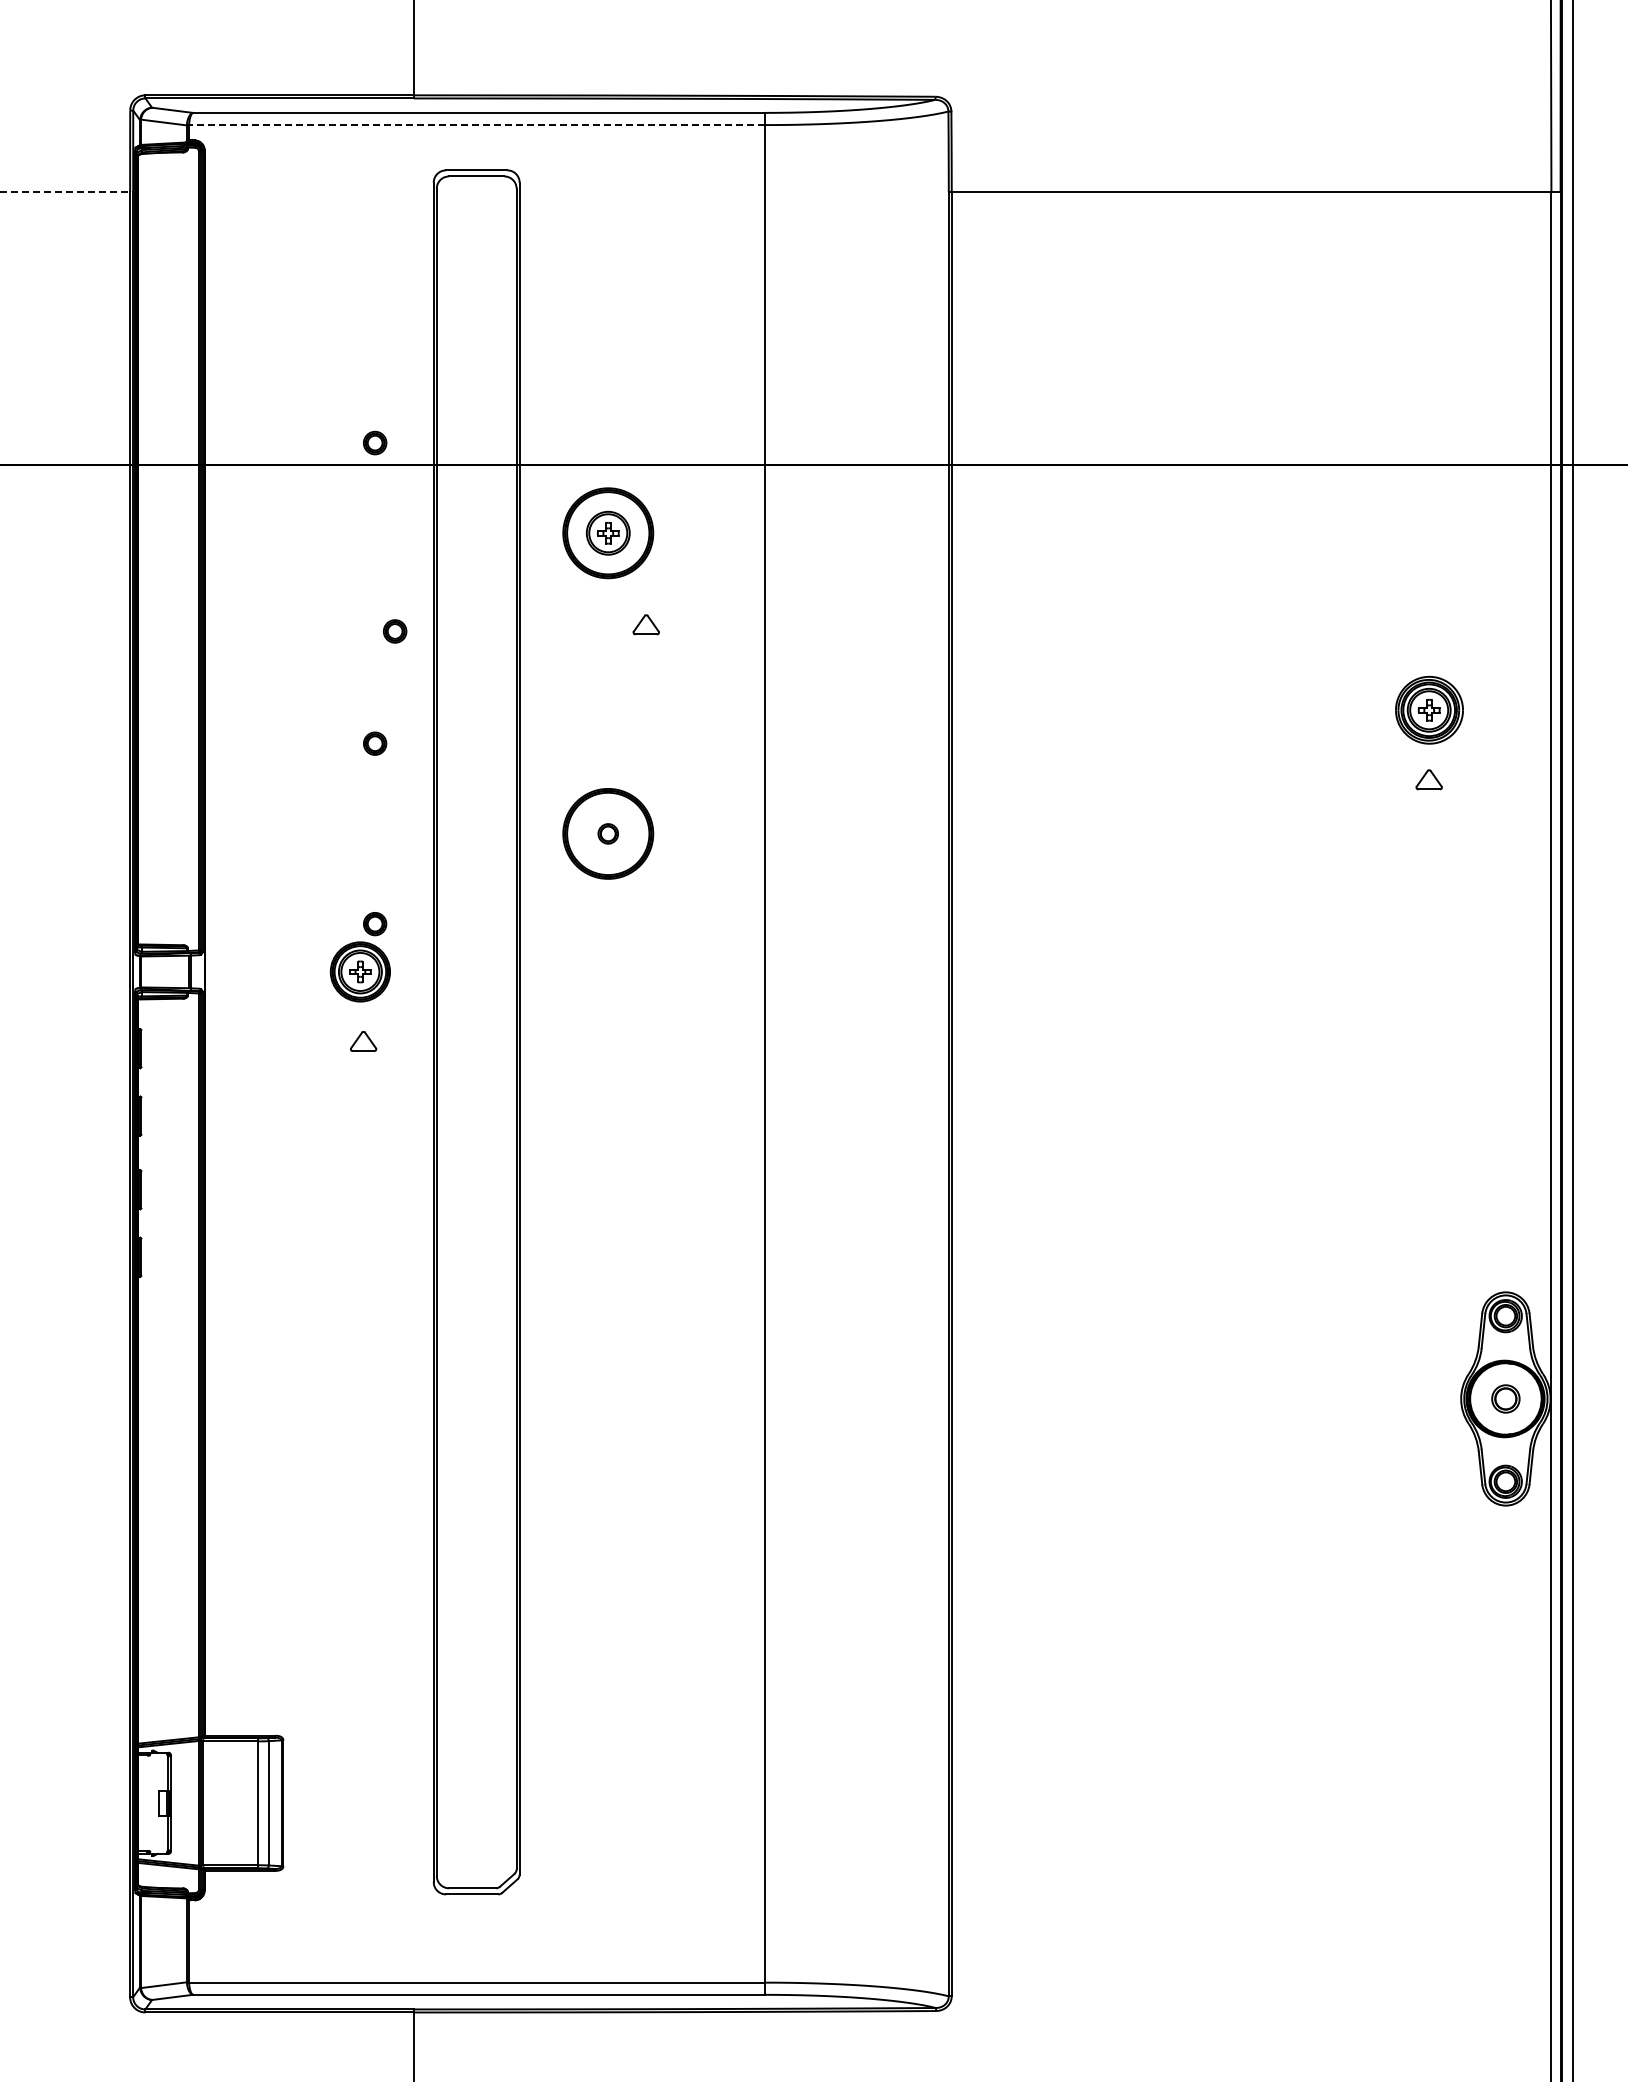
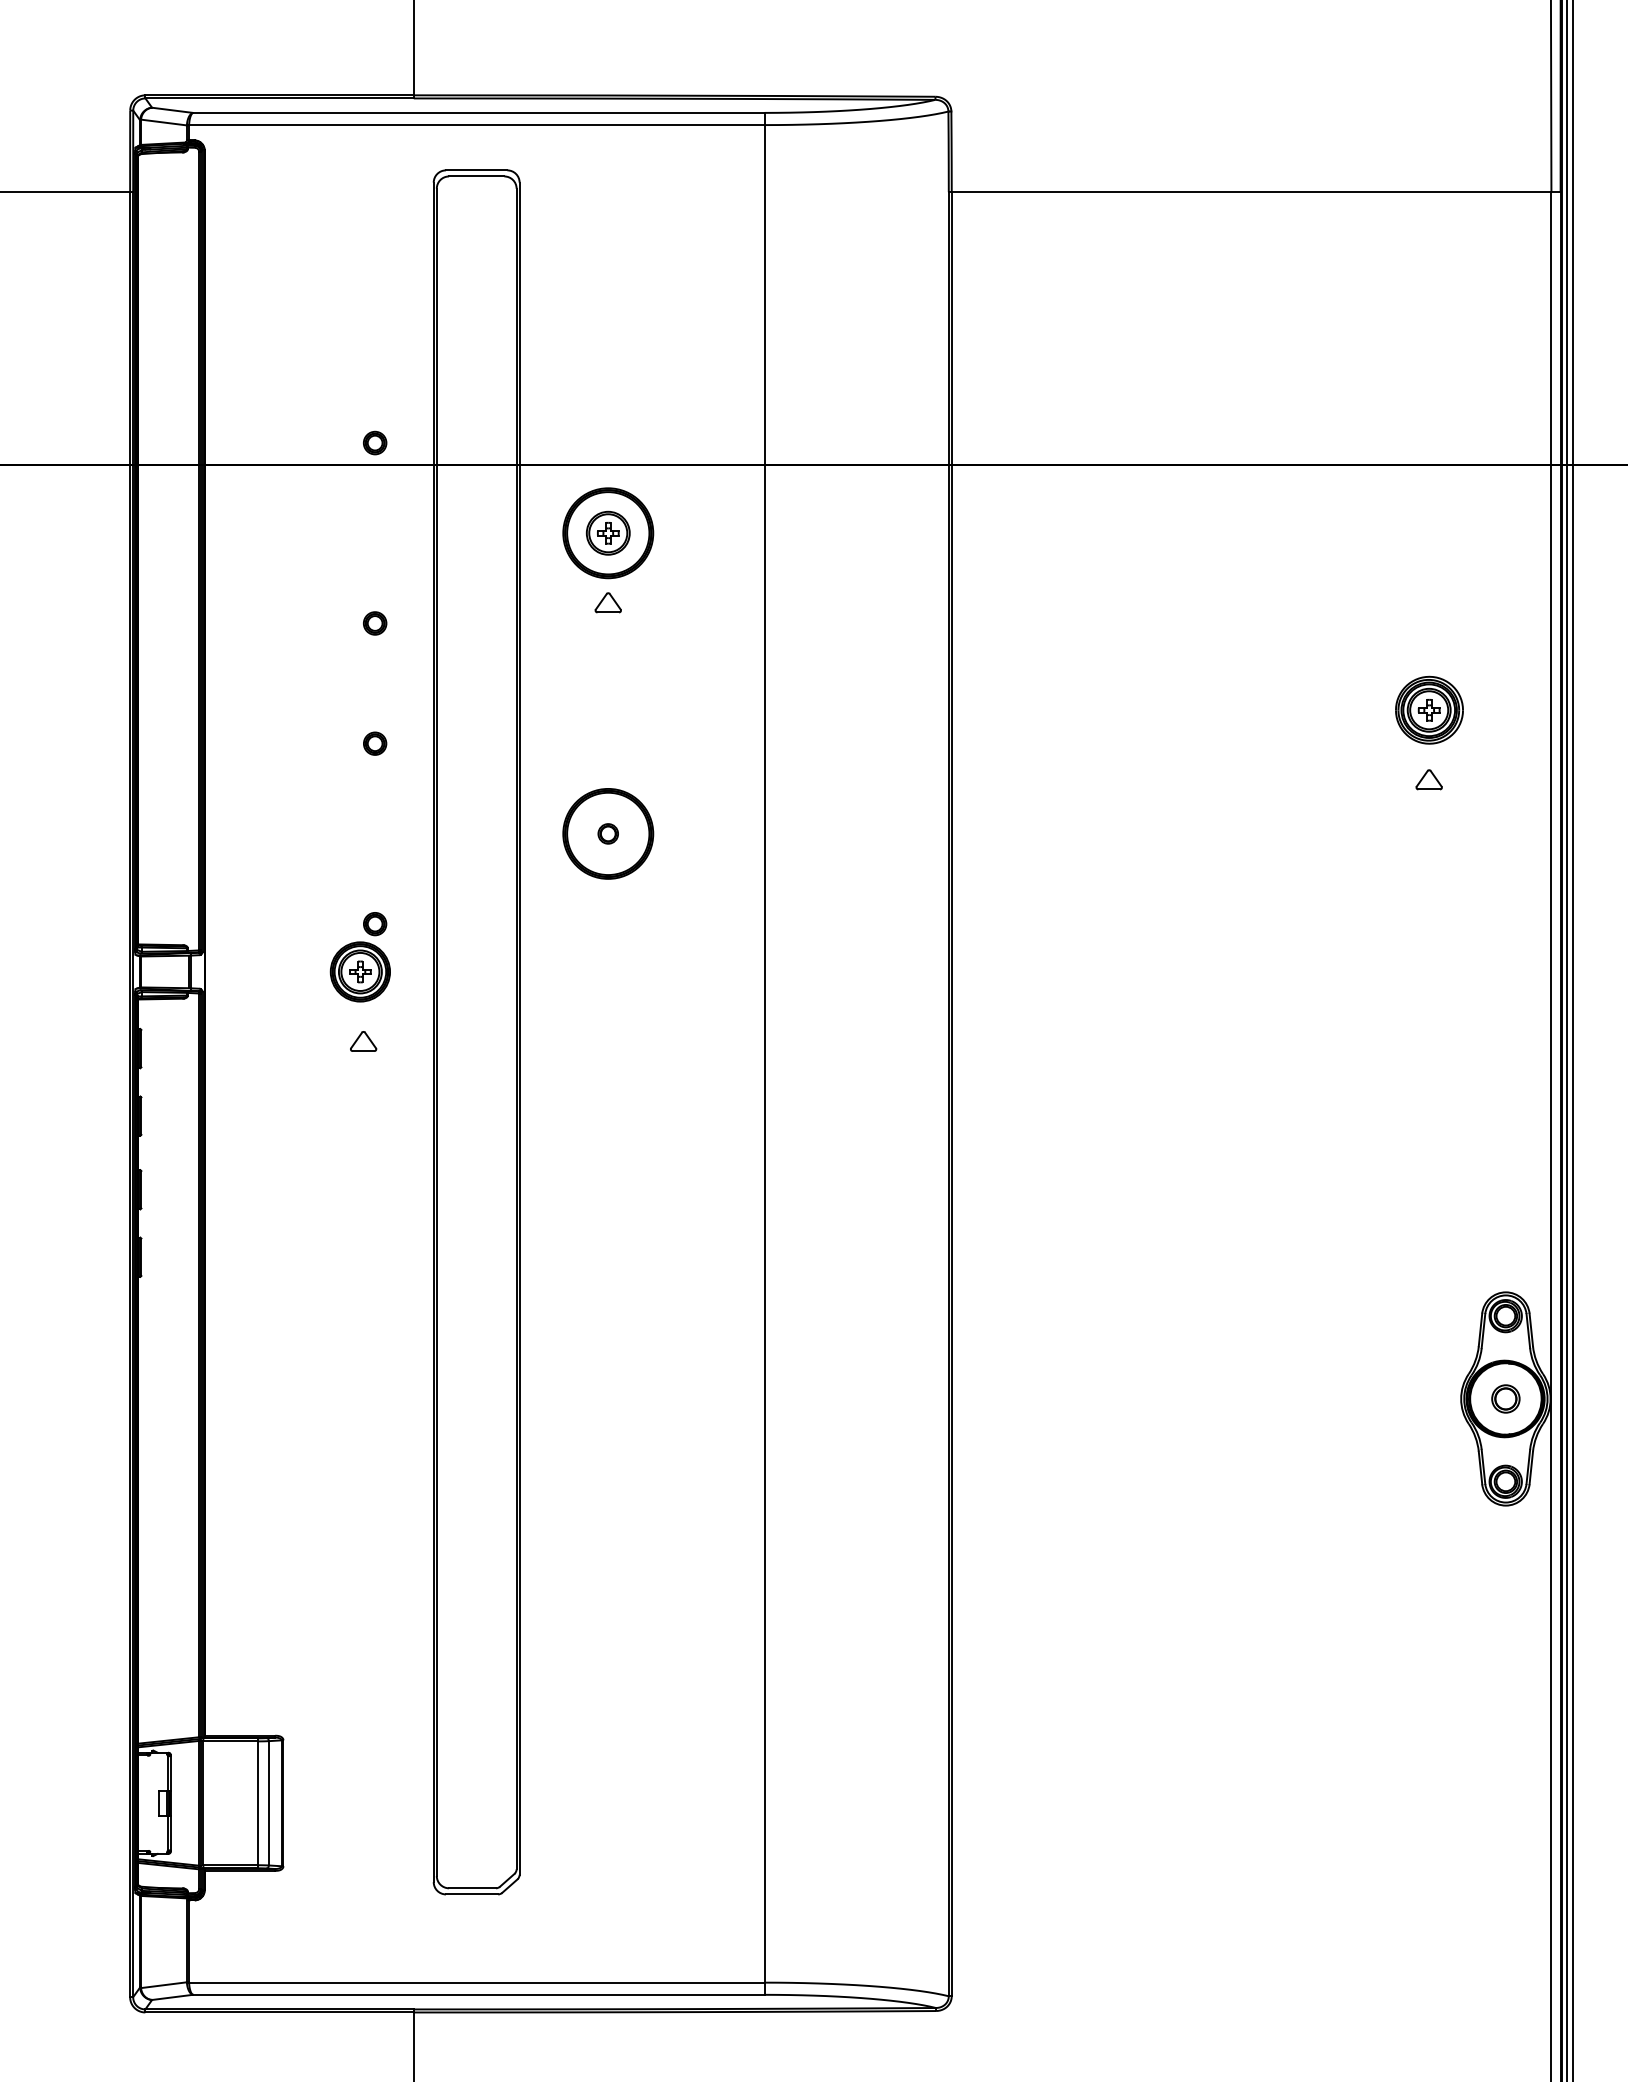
line: dashed -> solid (476, 125)
line: dashed -> solid (67, 192)
part position: (645, 624) -> (607, 602) (607, 602)
part position: (395, 631) -> (375, 623) (375, 623)
line: none -> present (1567, 1040)
